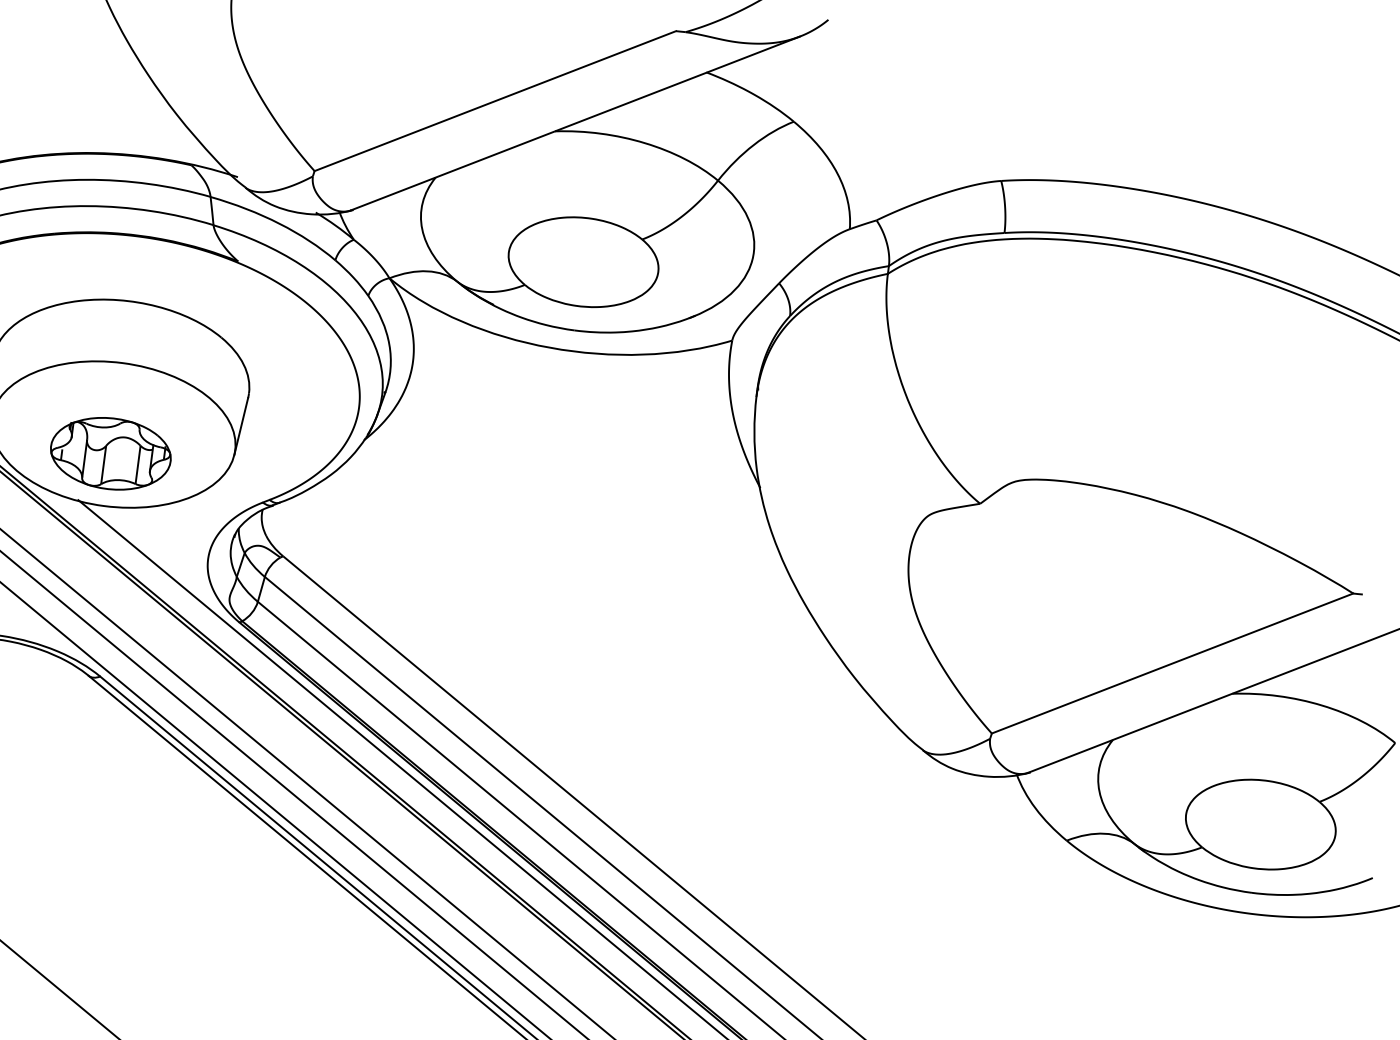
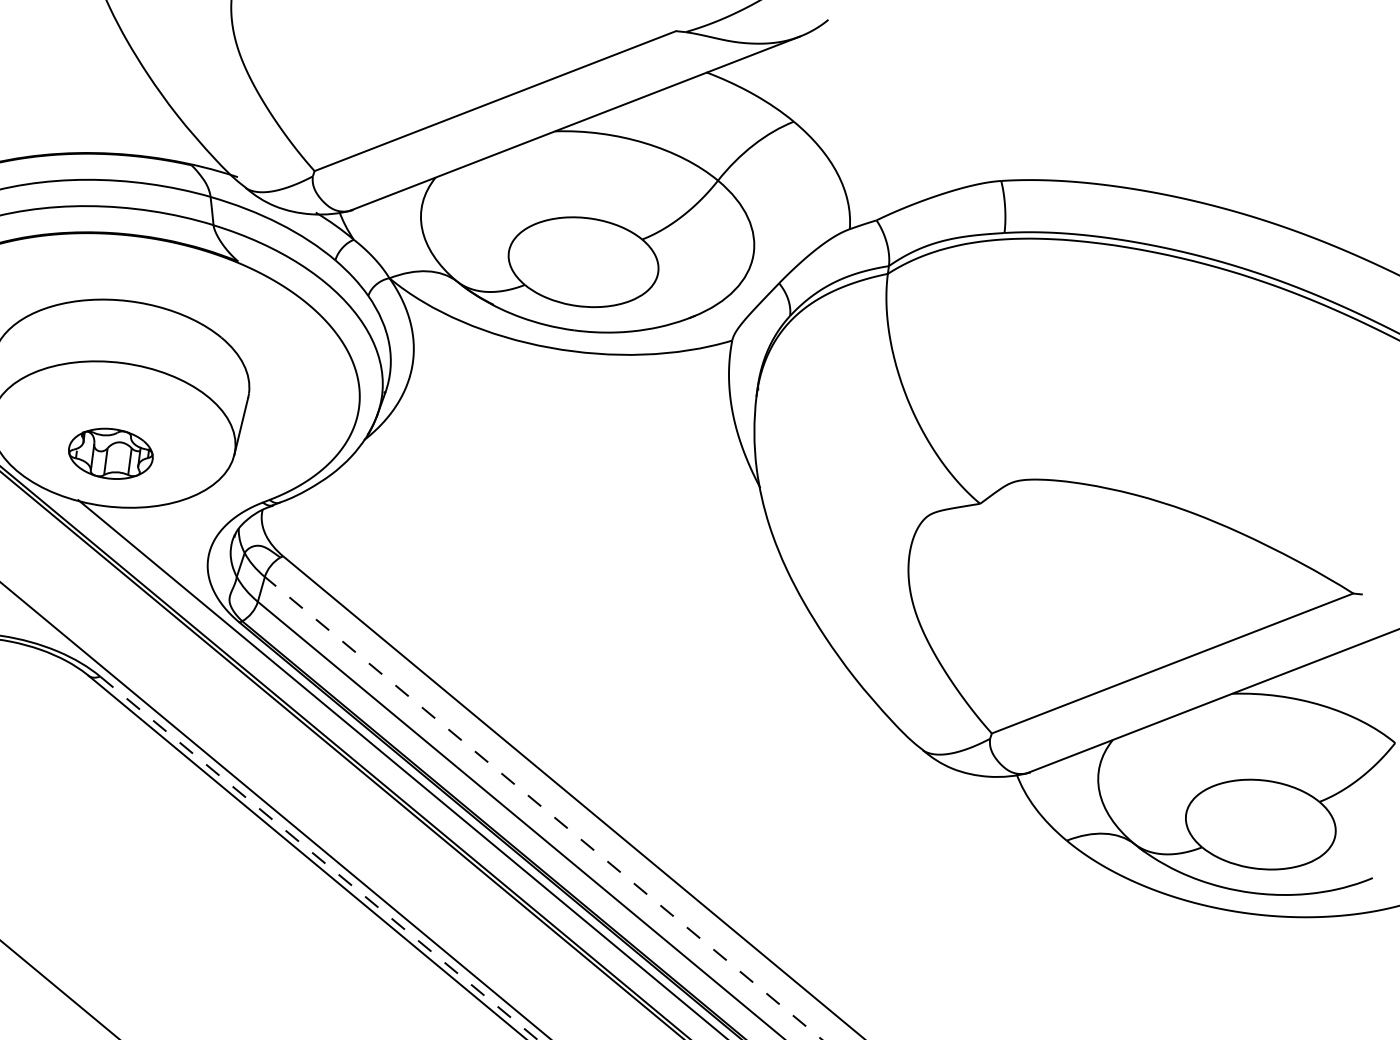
part size: 122x74 px -> 86x53 px (110, 453)
line: present -> none (306, 783)
line: present -> none (293, 794)
line: solid -> dashed (543, 808)
line: solid -> dashed (319, 858)
